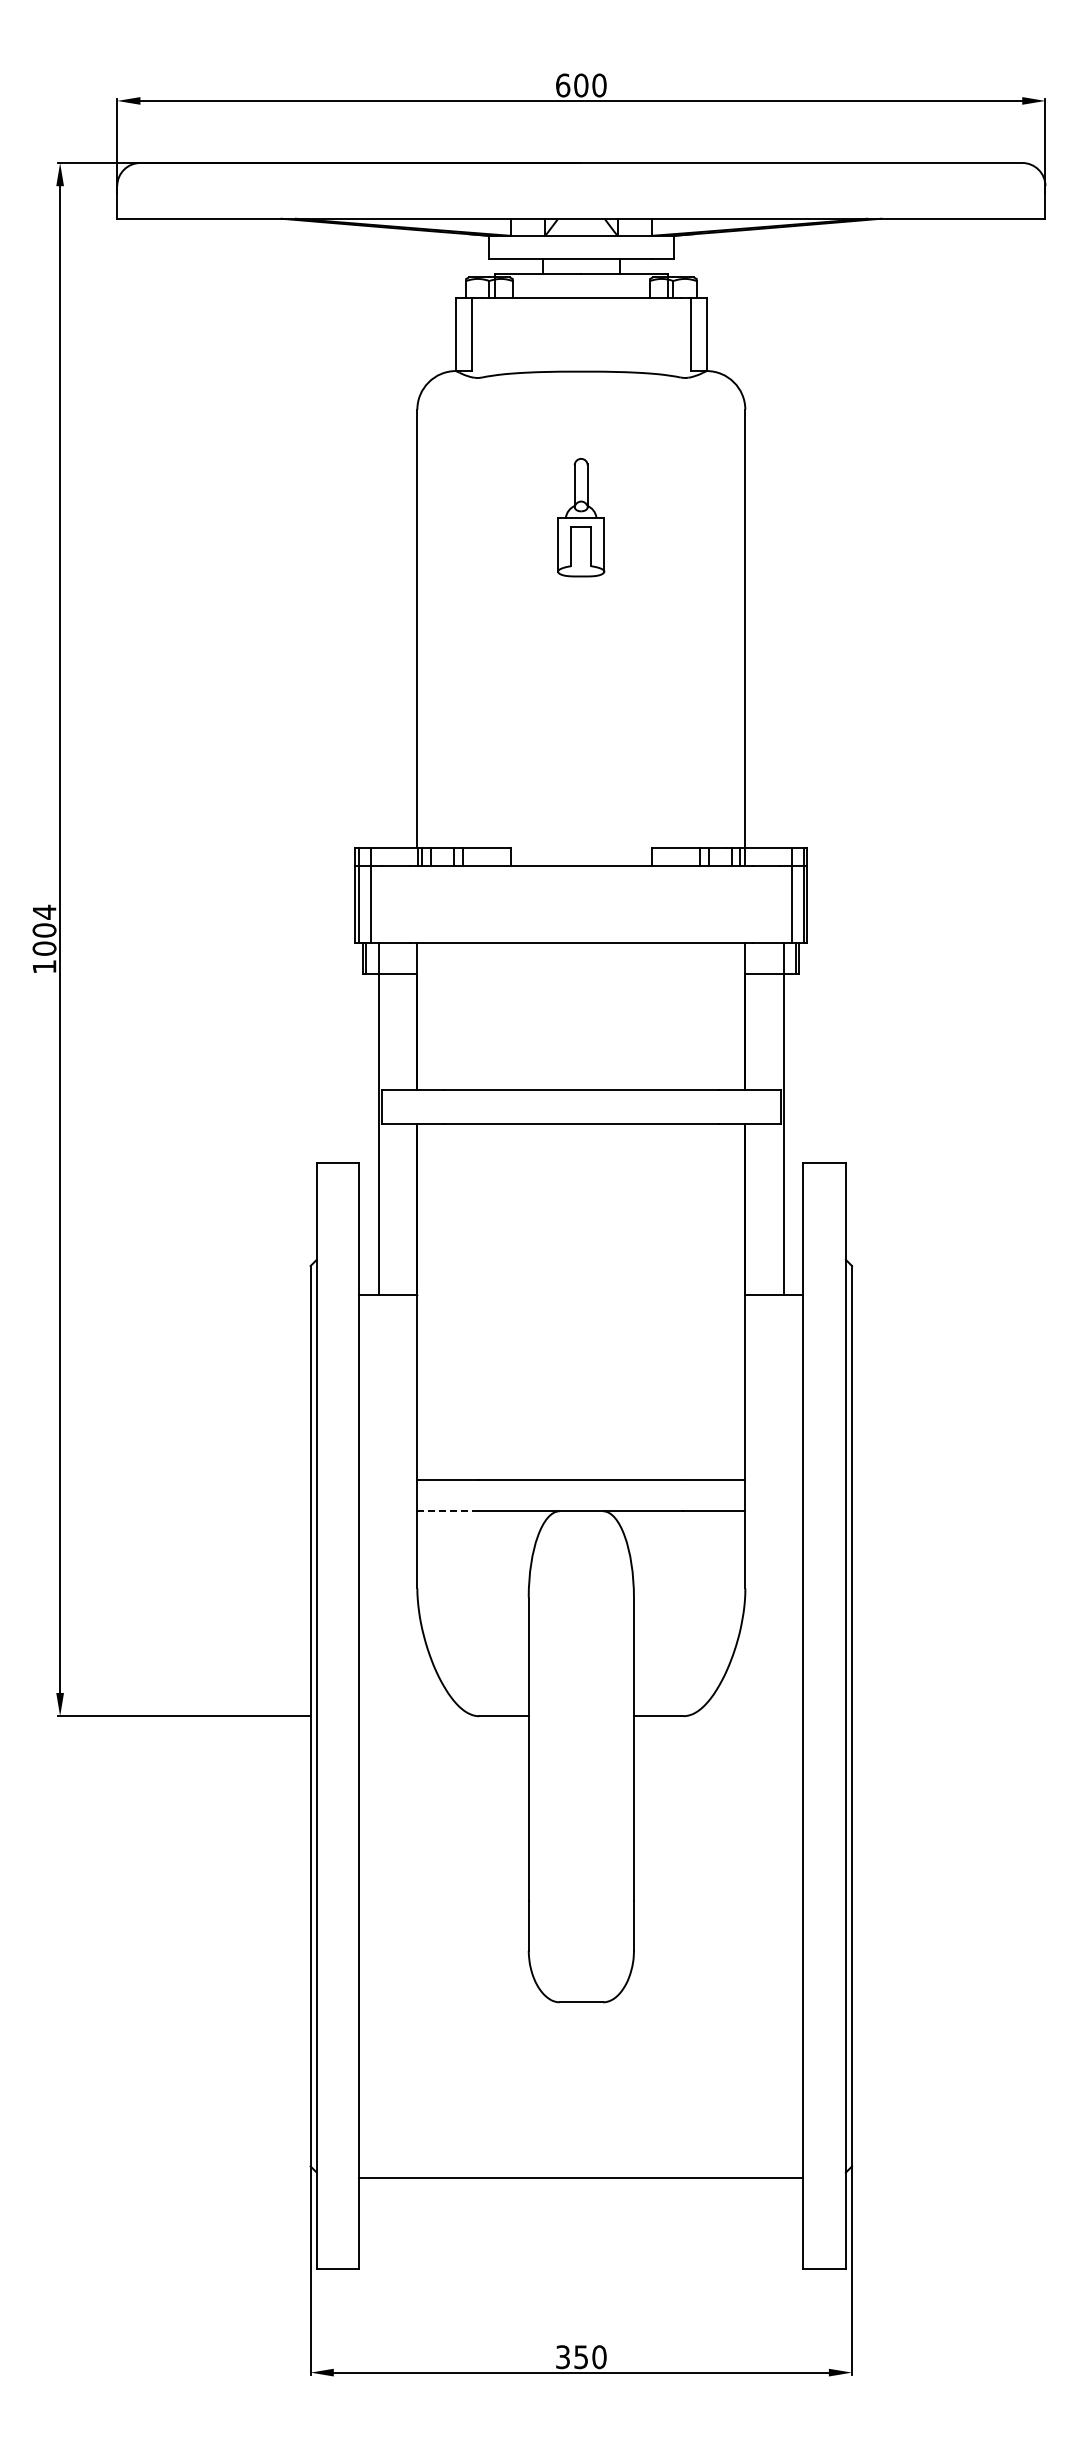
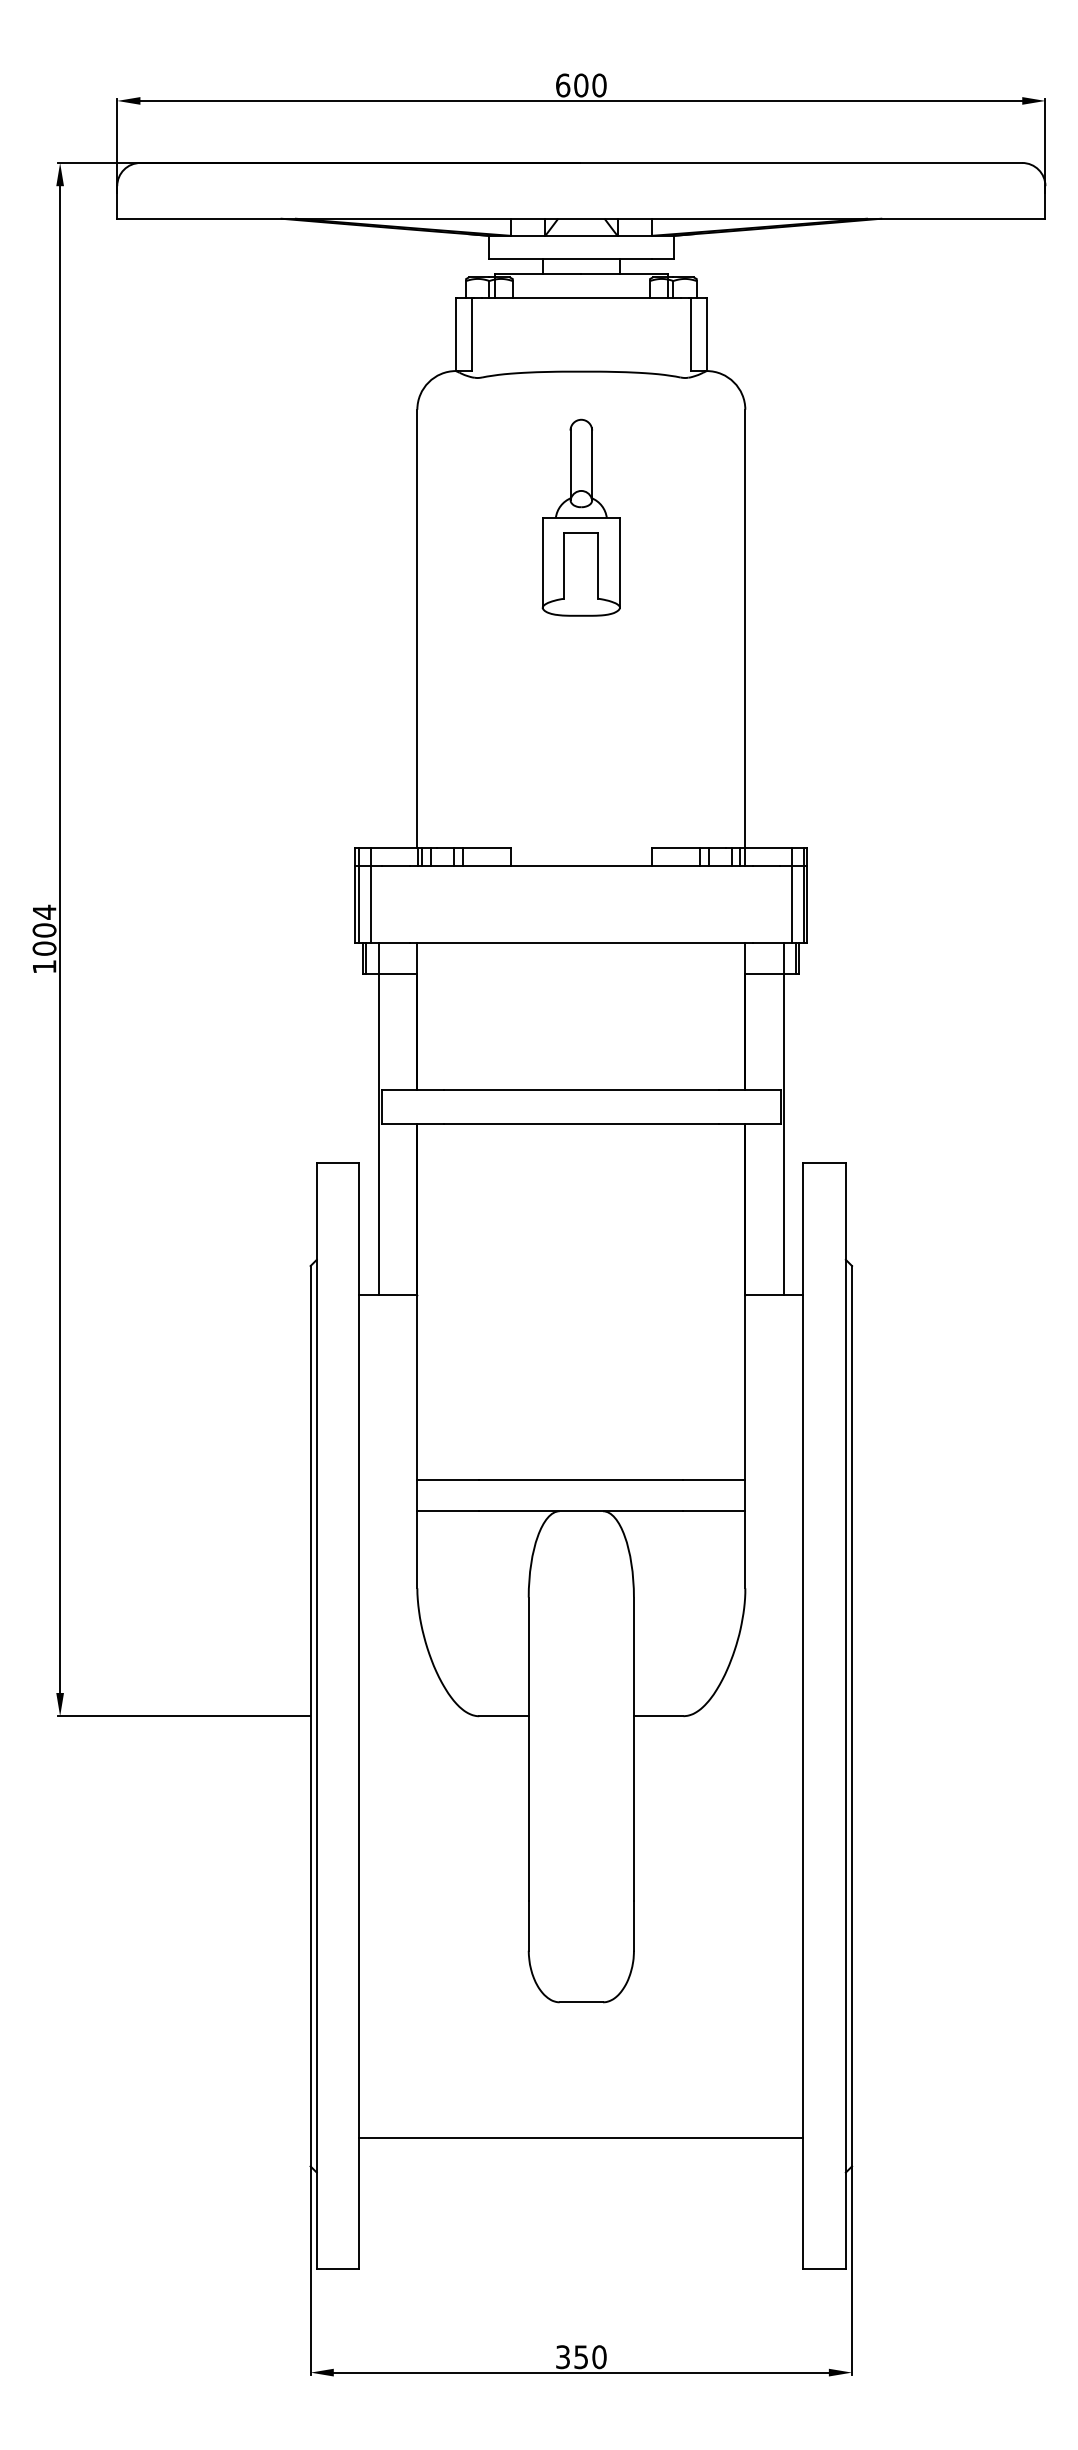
part size: 49x120 px -> 80x199 px (580, 517)
line: dashed -> solid (448, 1511)
line position: (581, 2177) -> (581, 2137) (581, 2137)
